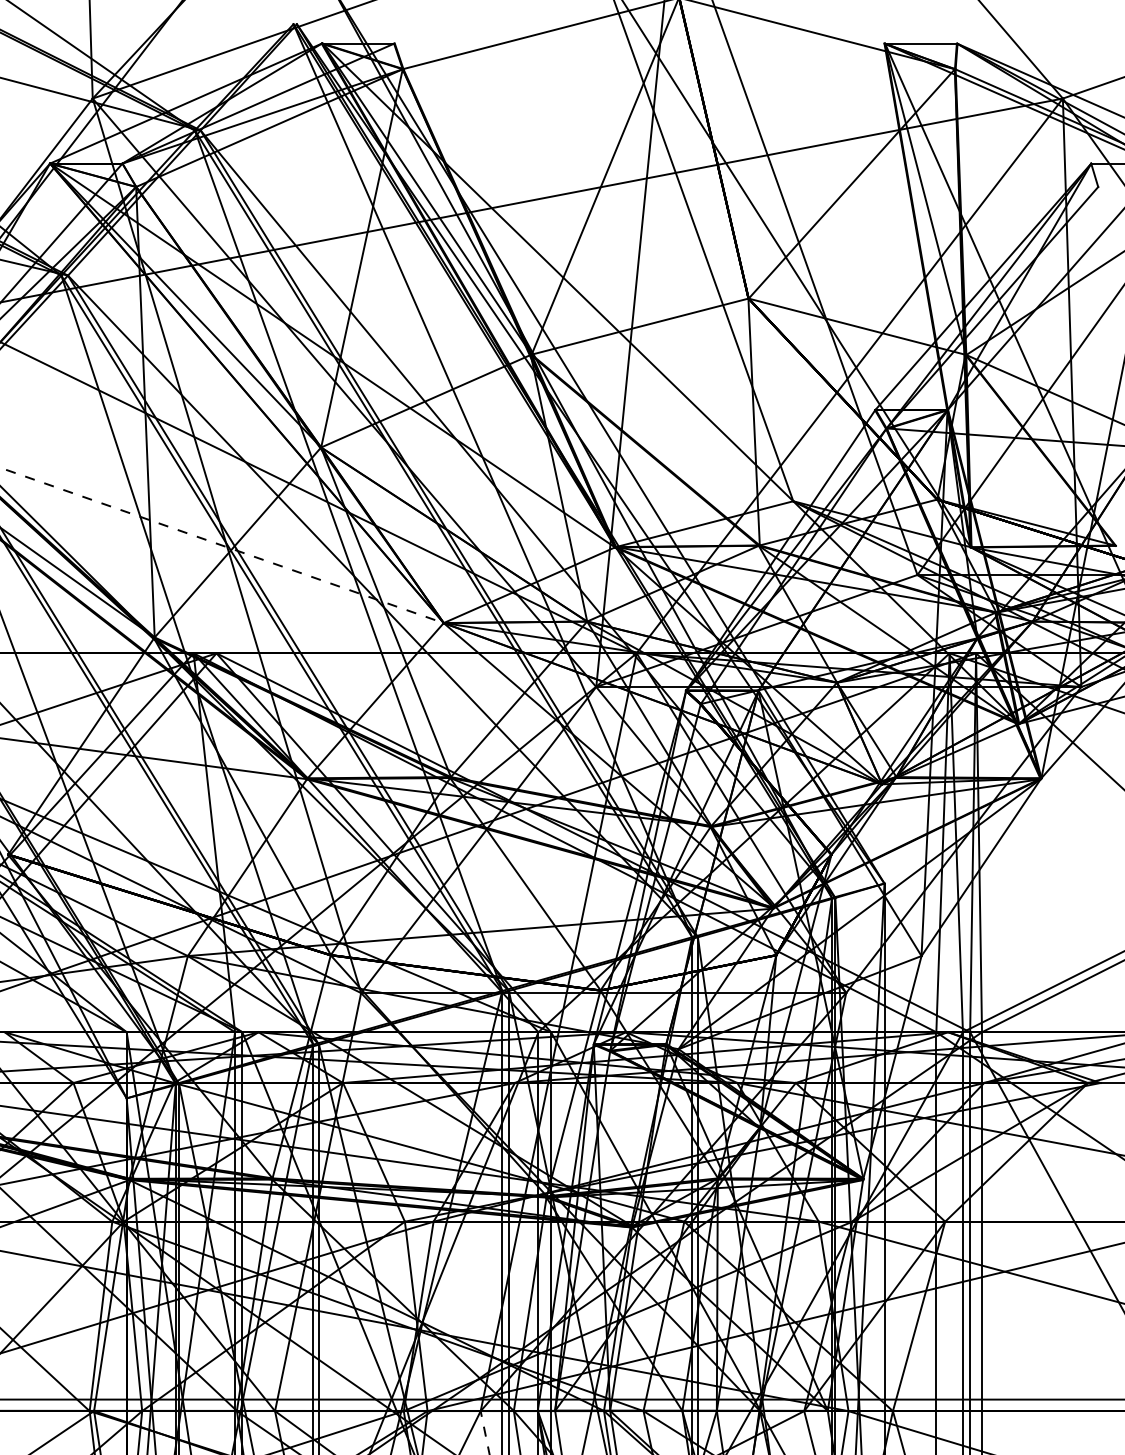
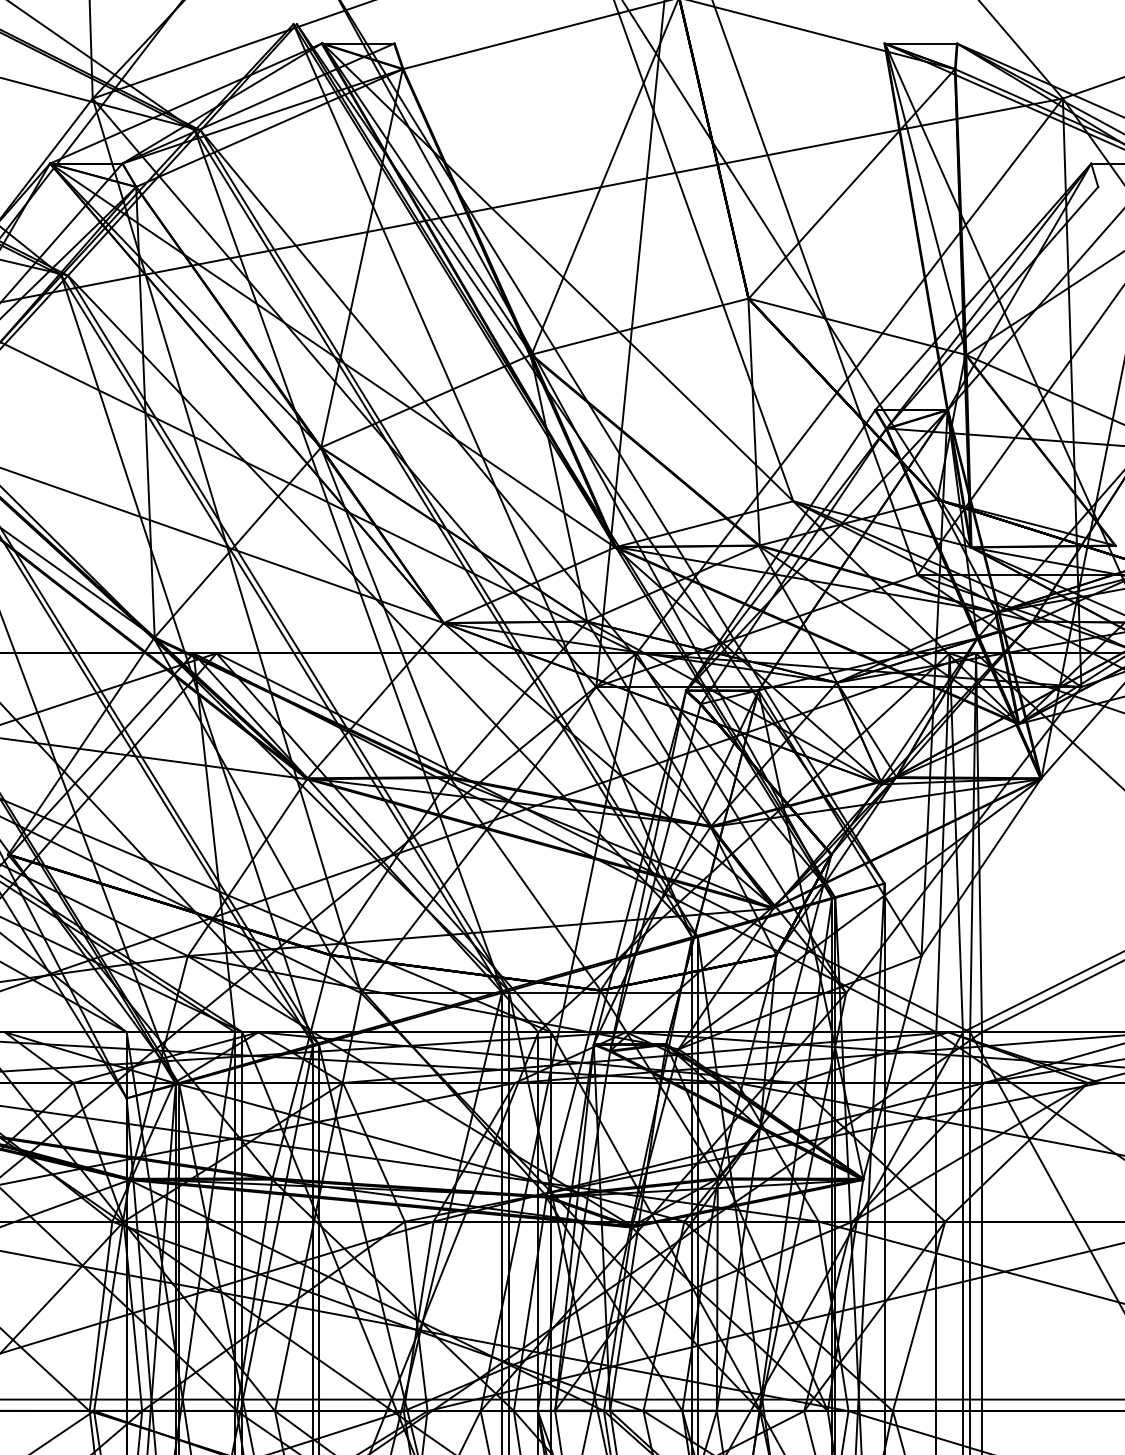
line: dashed -> solid (222, 545)
line: dashed -> solid (485, 1432)
